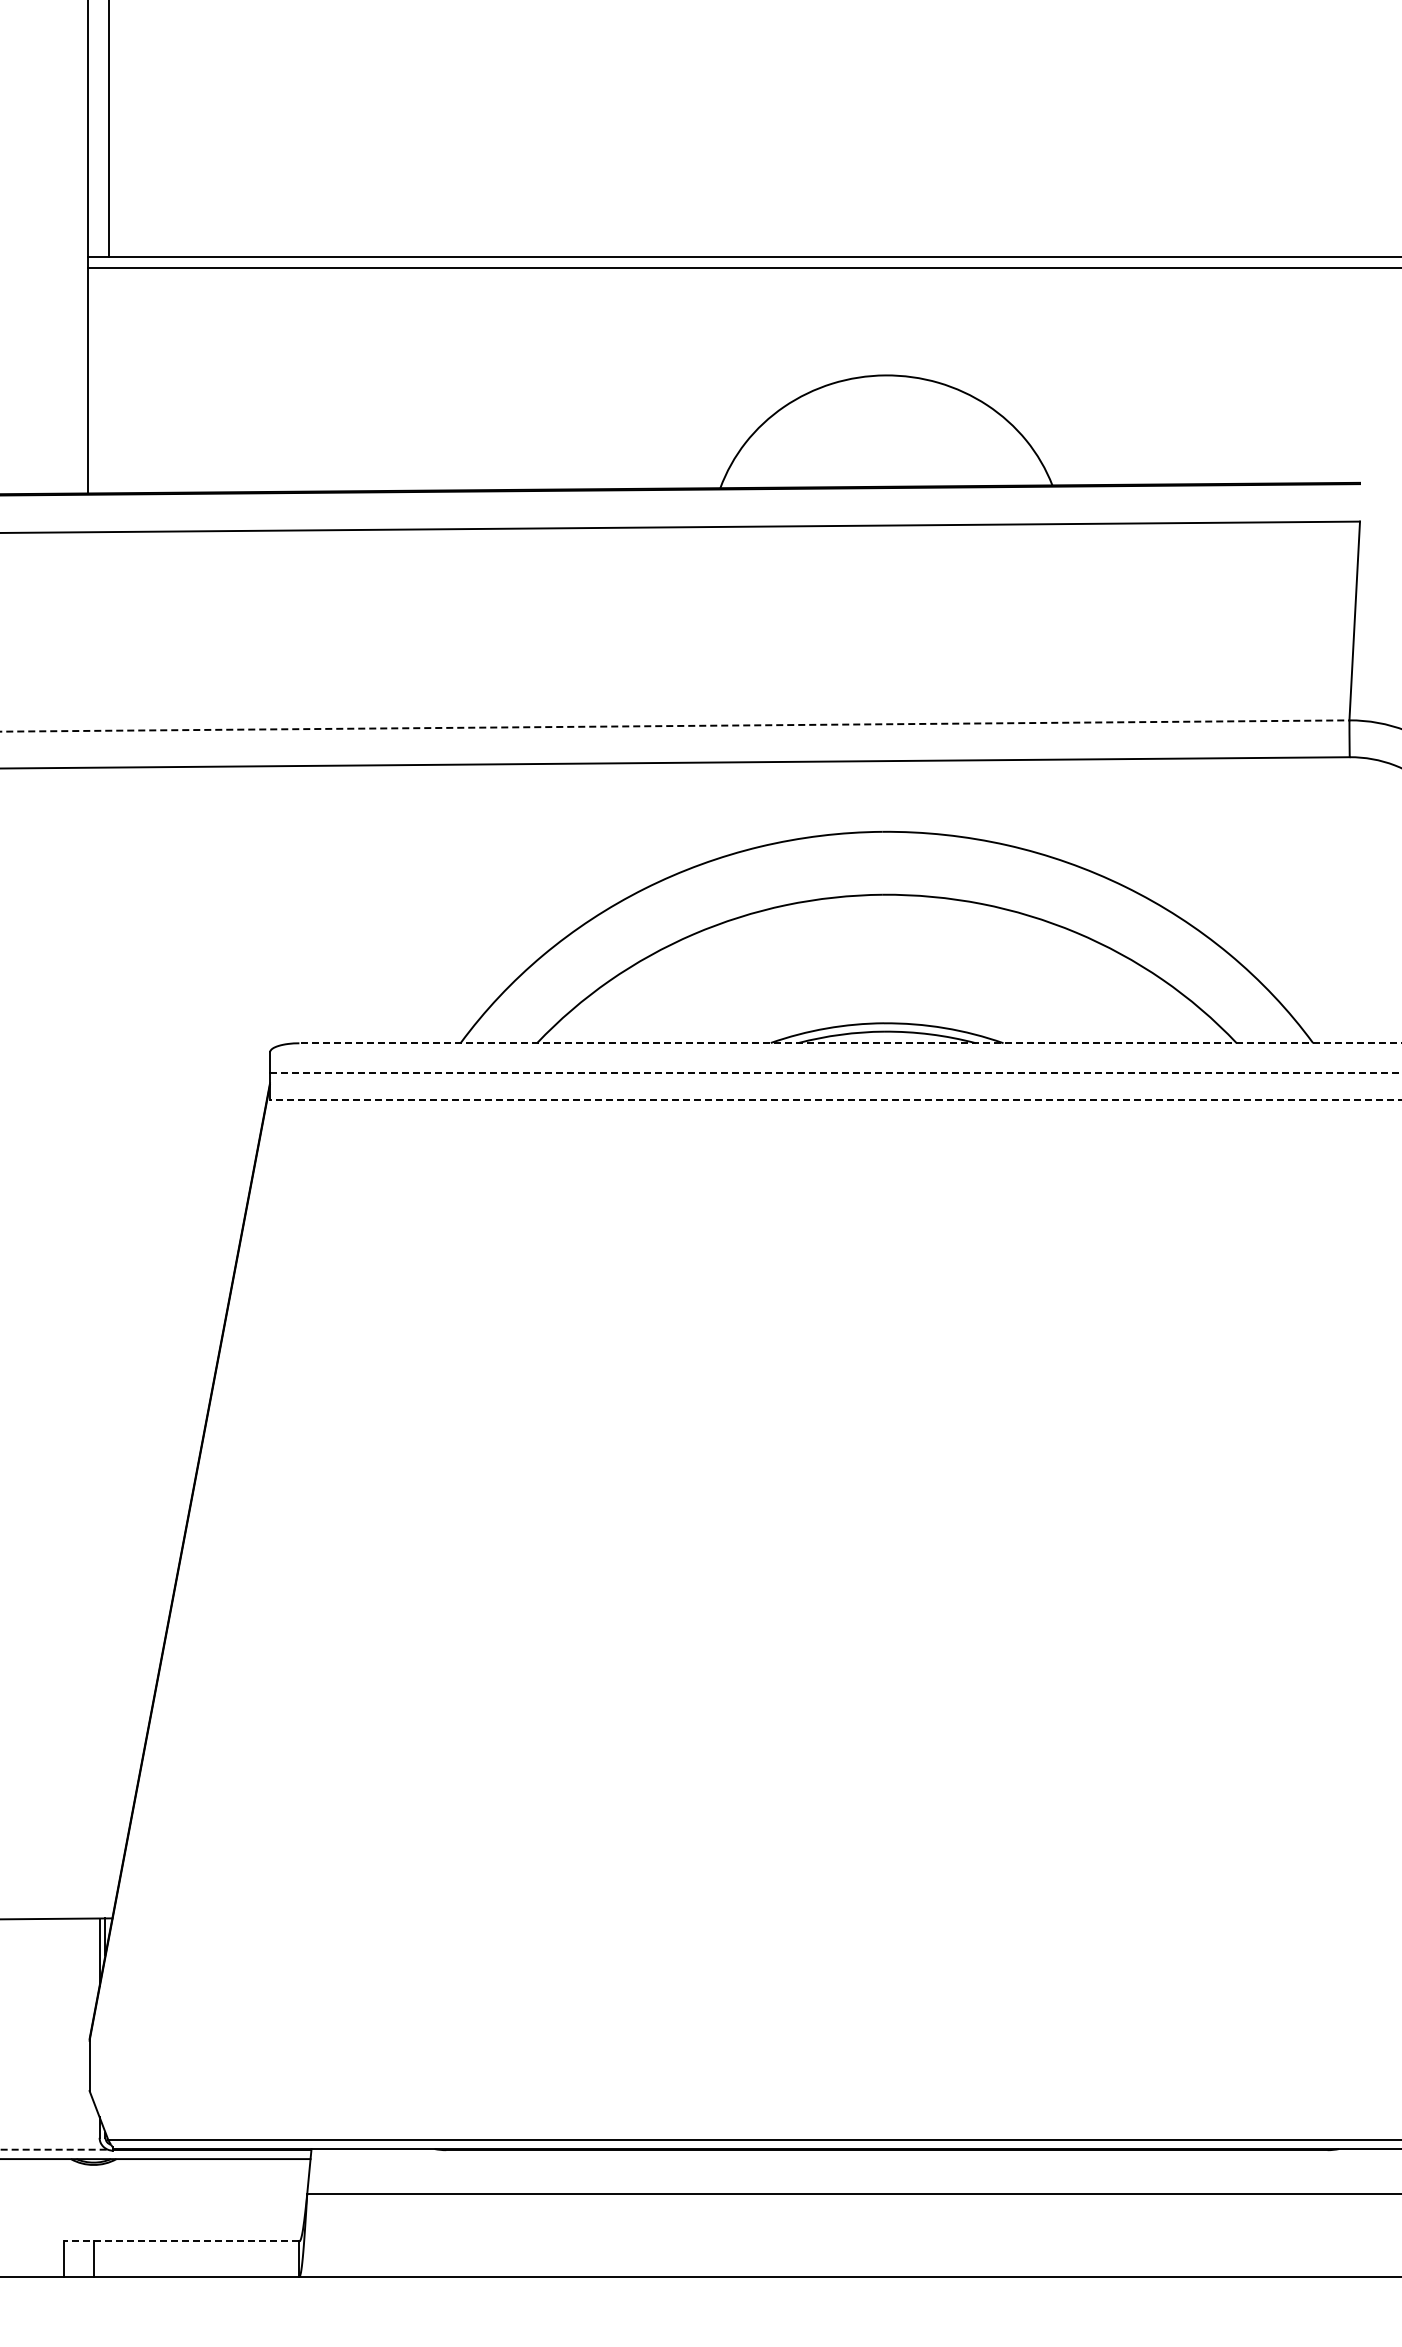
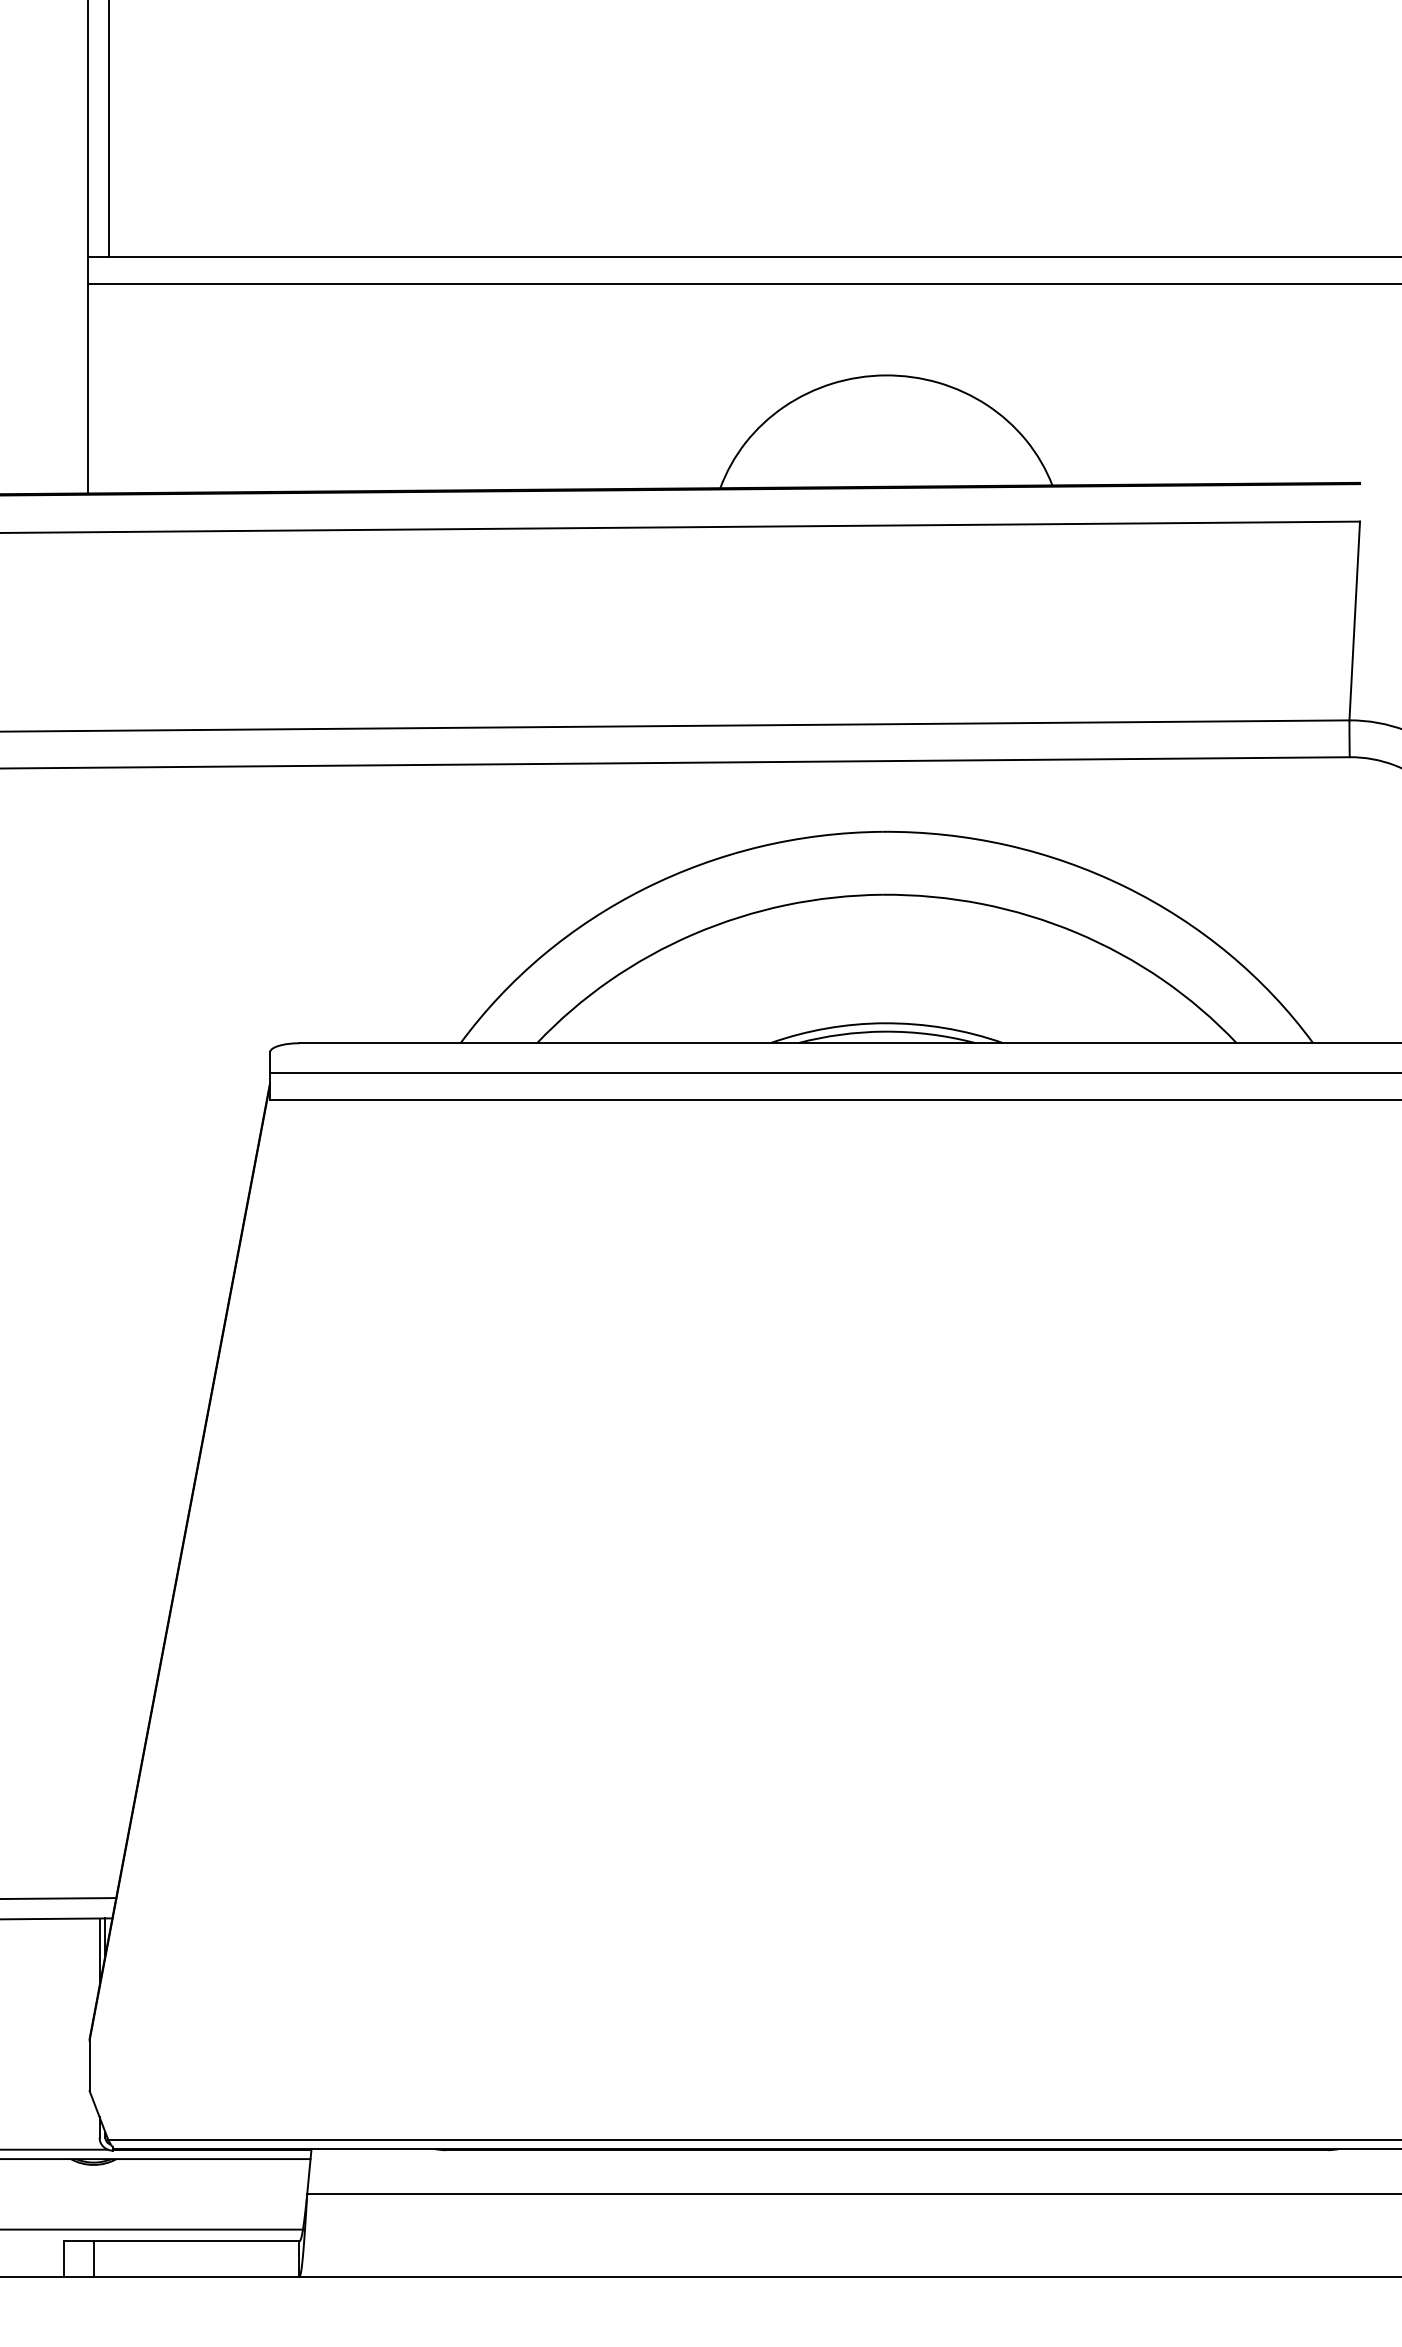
line position: (742, 267) -> (742, 283) (742, 283)
line: dashed -> solid (674, 726)
line: dashed -> solid (849, 1043)
line: dashed -> solid (835, 1073)
line: dashed -> solid (835, 1099)
line: none -> present (59, 1898)
line: dashed -> solid (54, 2149)
line: none -> present (152, 2229)
line: dashed -> solid (181, 2241)
